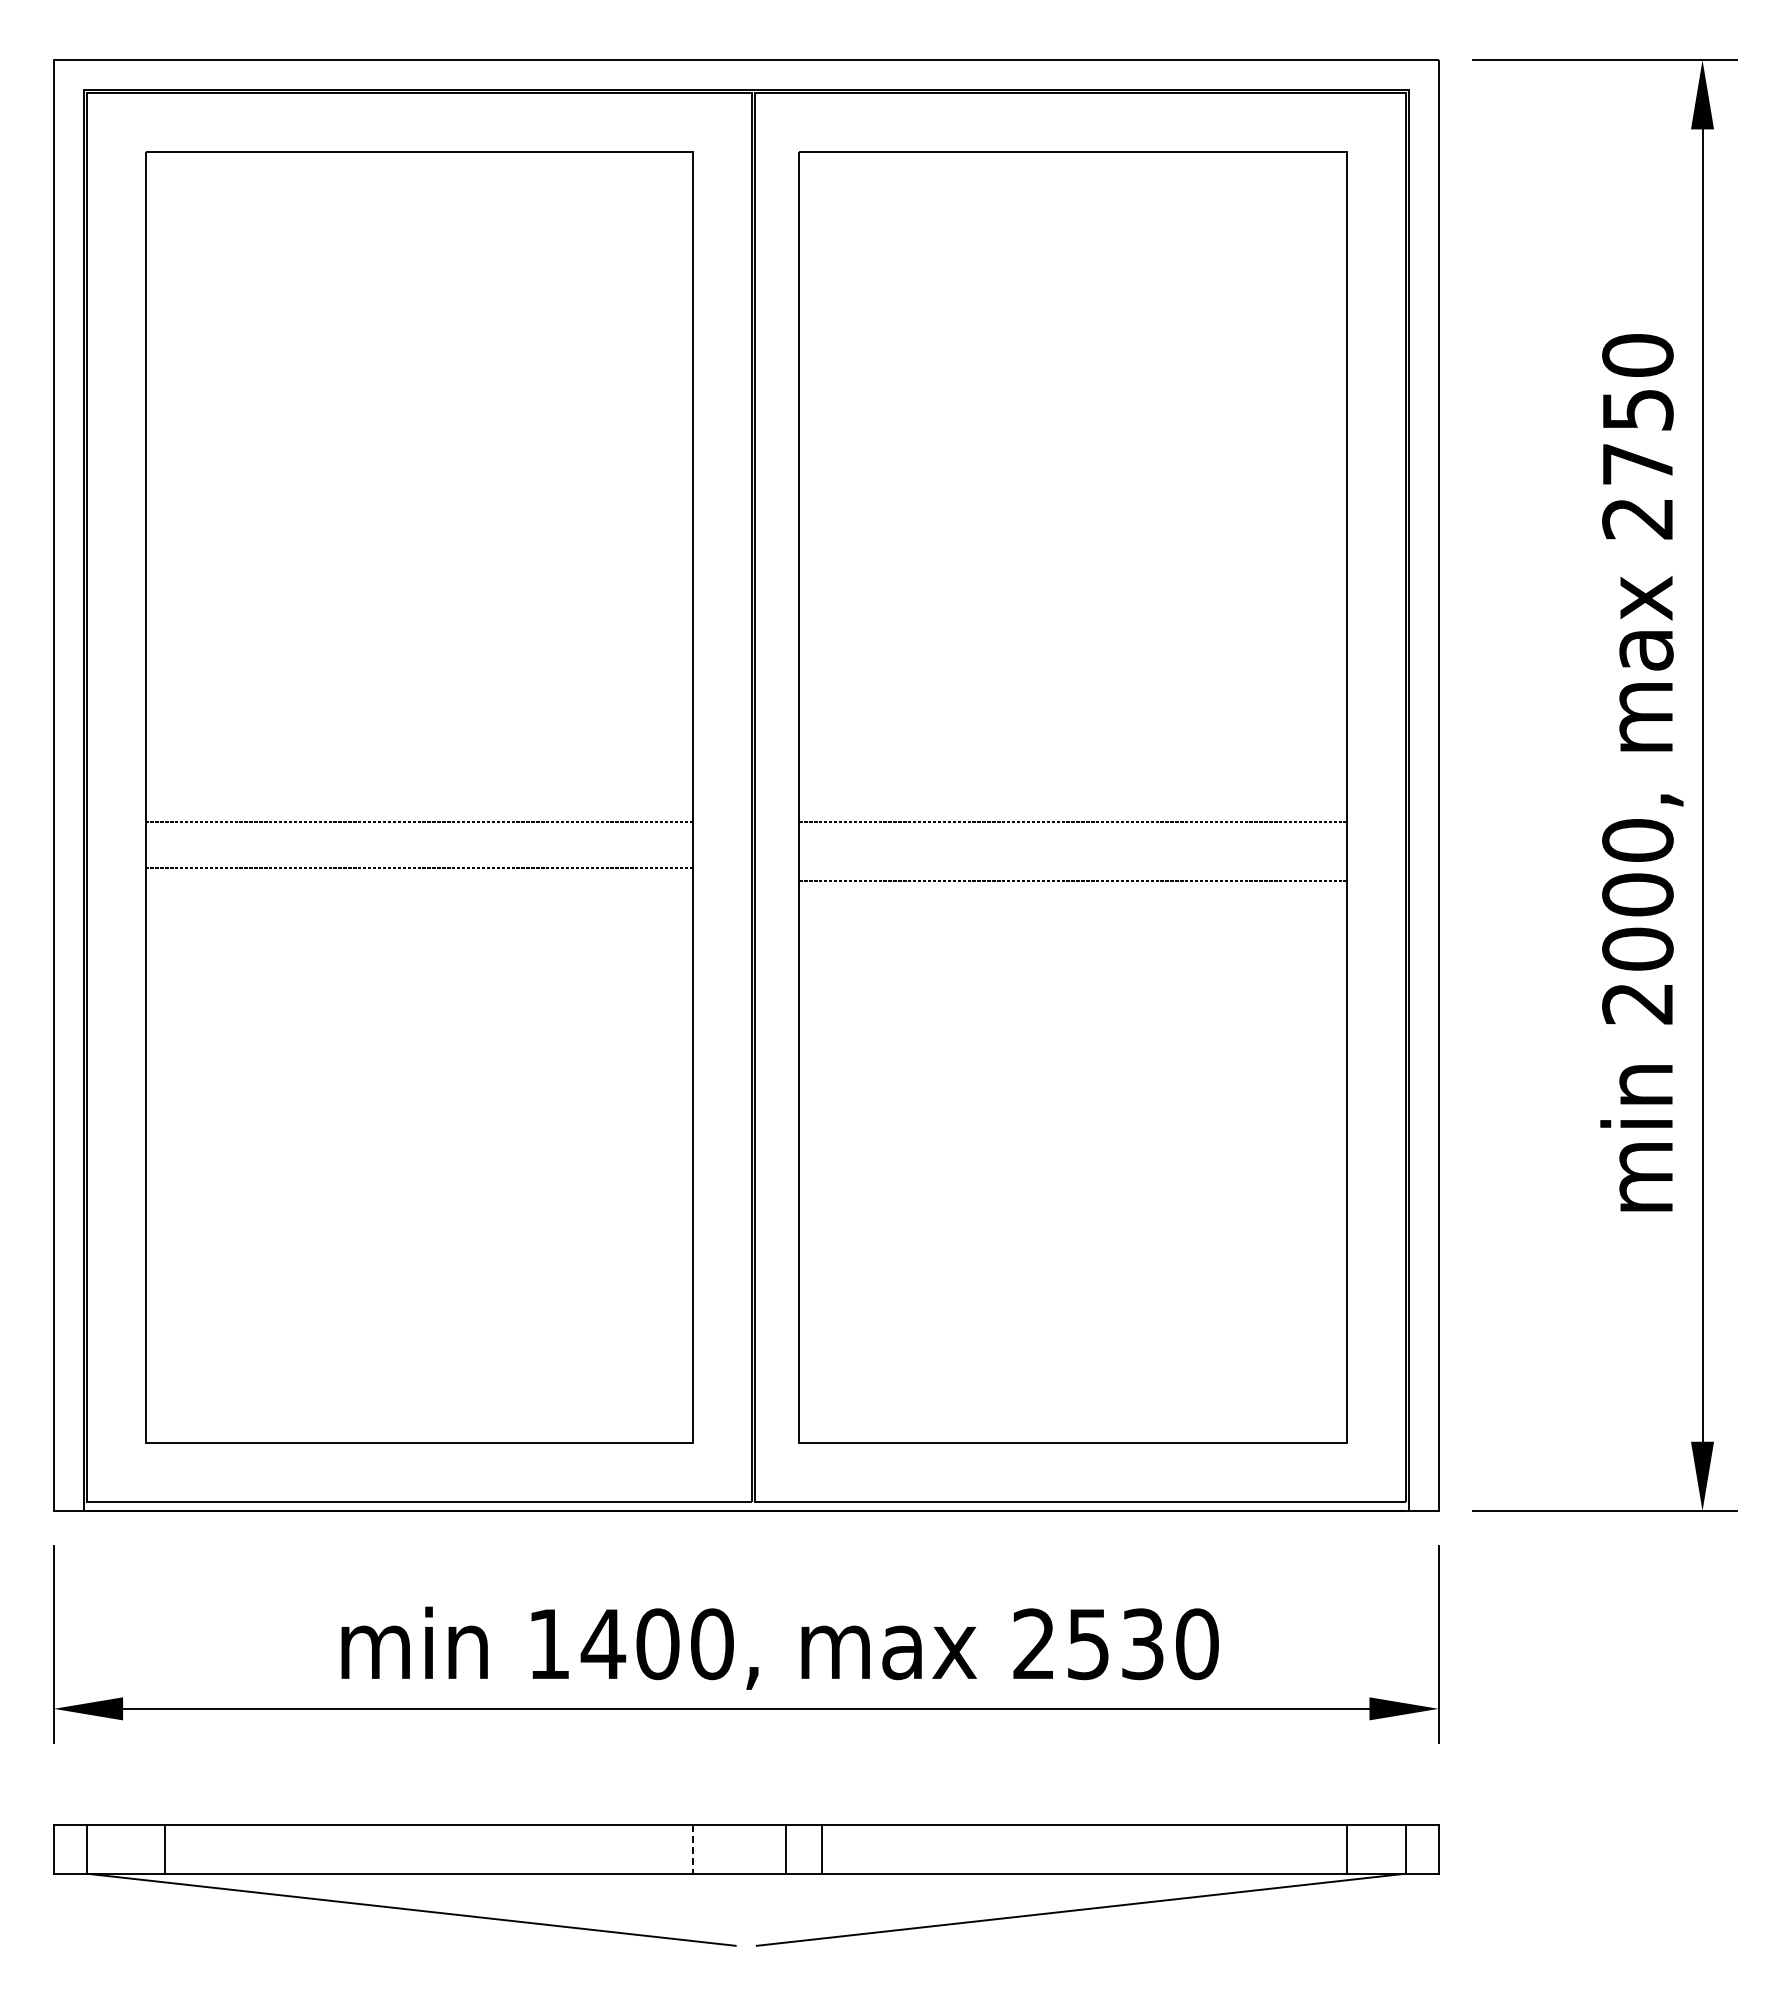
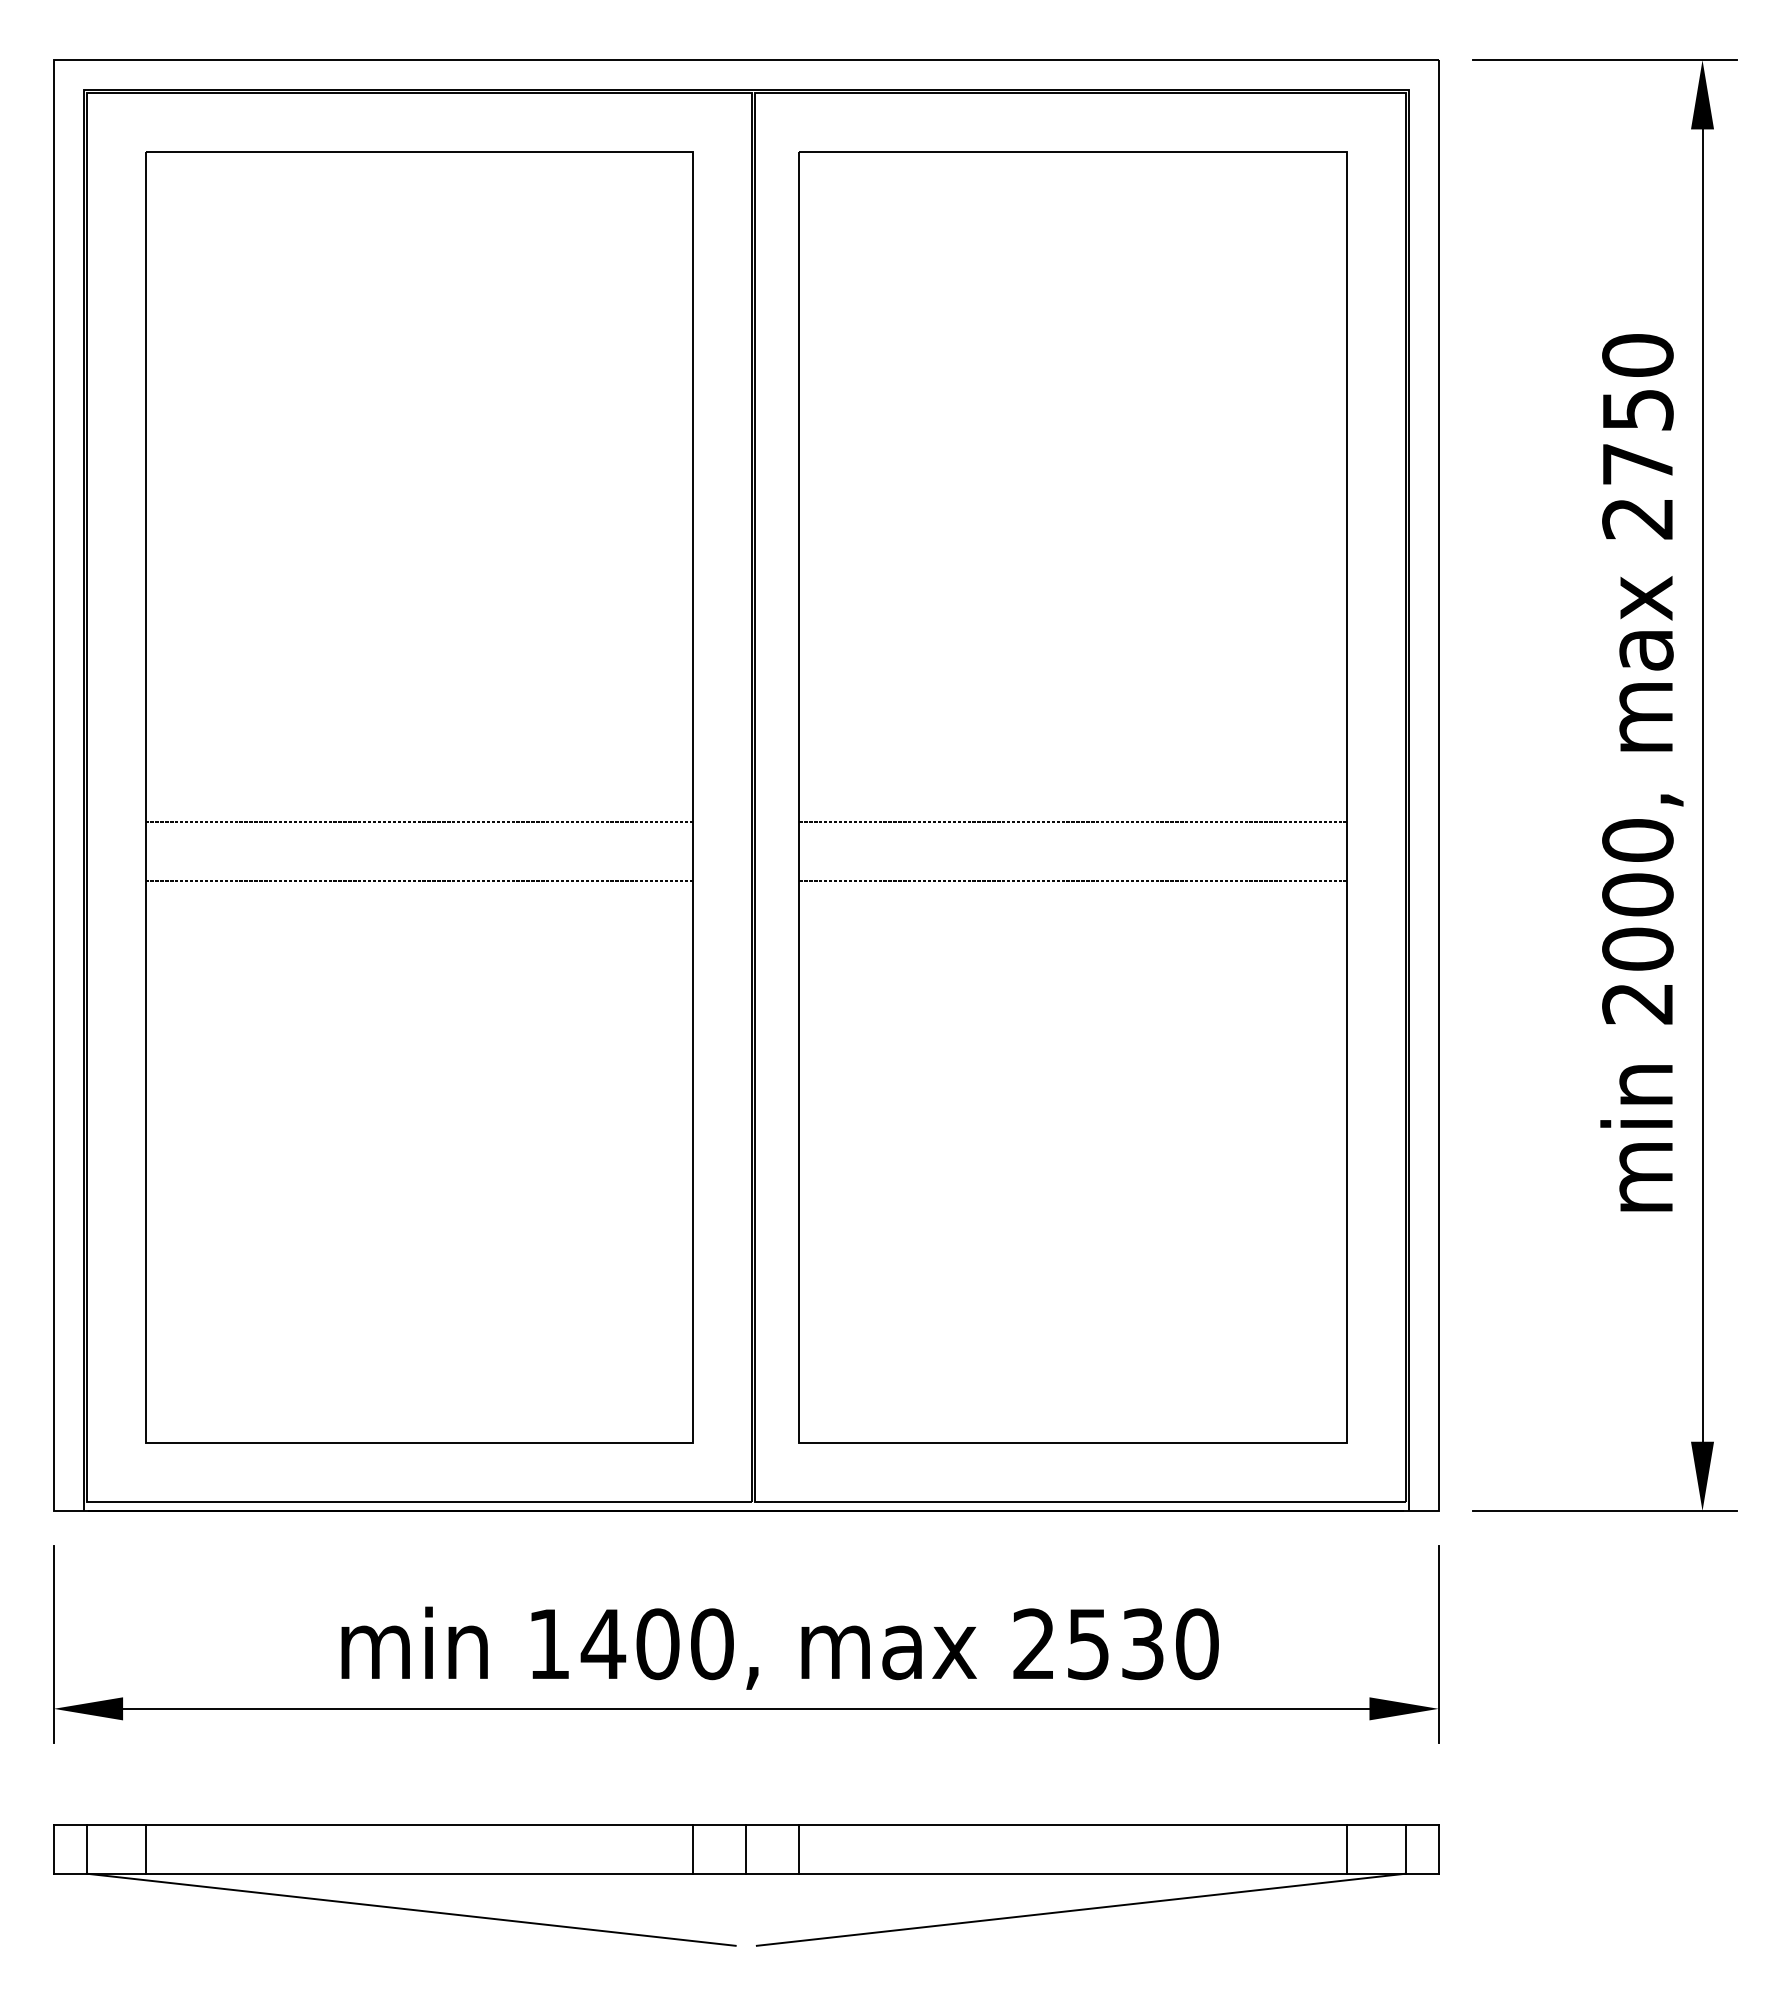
line position: (419, 867) -> (419, 880) (419, 880)
line position: (164, 1848) -> (145, 1848) (145, 1848)
line position: (786, 1848) -> (746, 1848) (746, 1848)
line position: (822, 1848) -> (799, 1848) (799, 1848)
line: dashed -> solid (693, 1849)
